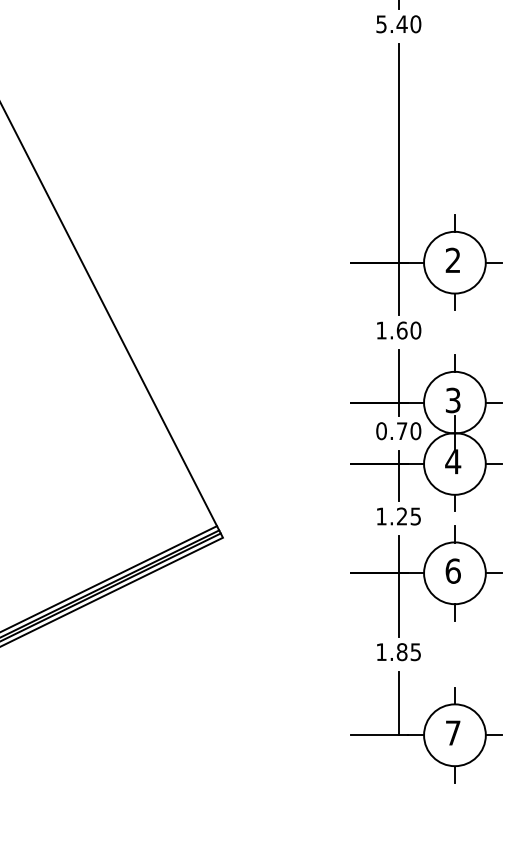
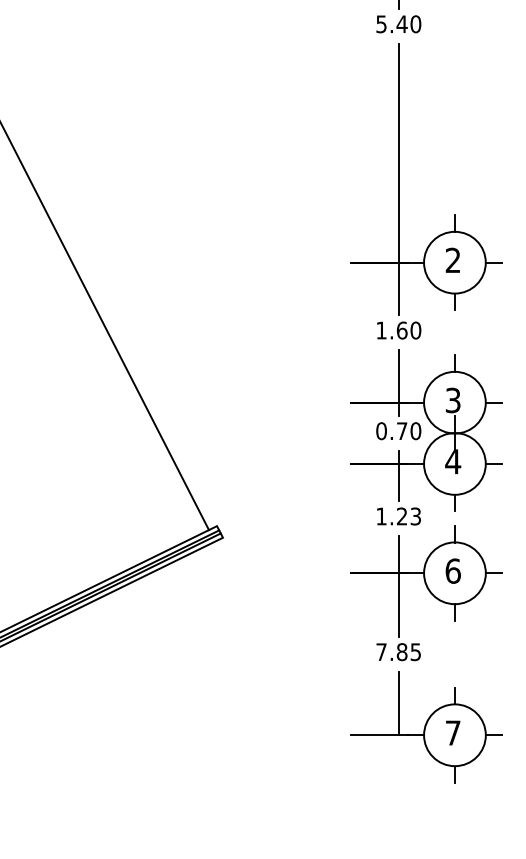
line position: (109, 315) -> (105, 327) (105, 327)
text: 1.25 -> 1.23 (415, 515)
text: 1.85 -> 7.85 (381, 651)
